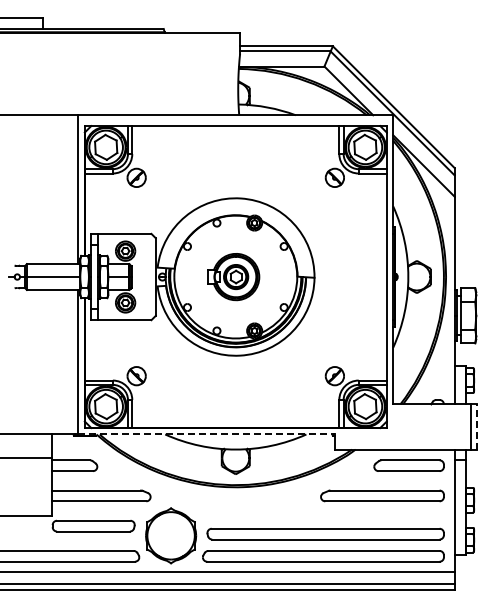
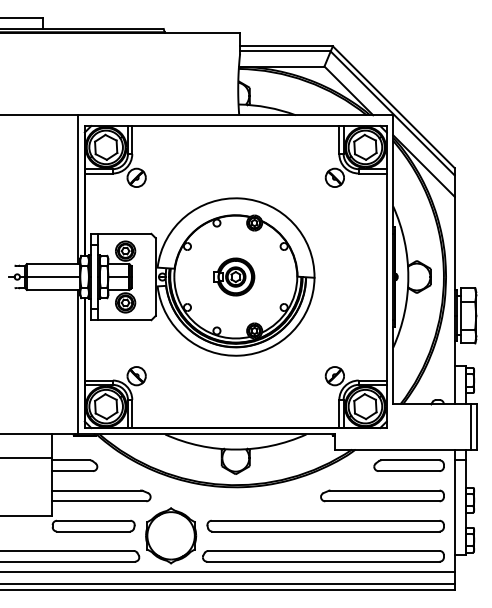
part size: 54x49 px -> 43x40 px (234, 276)
line: dashed -> solid (477, 426)
line: dashed -> solid (207, 434)
part position: (325, 533) -> (325, 525) (325, 525)
